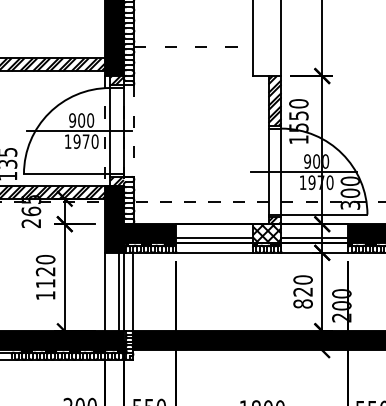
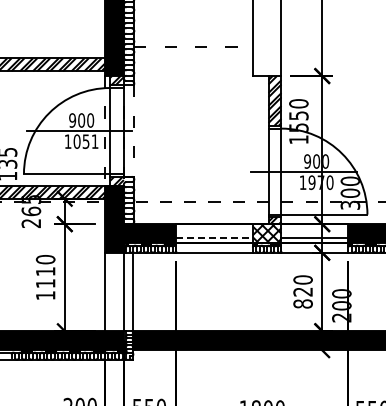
text: 1970 -> 1051 (85, 141)
line: solid -> dashed (215, 238)
text: 1120 -> 1110 (45, 271)
line: present -> none (119, 291)
